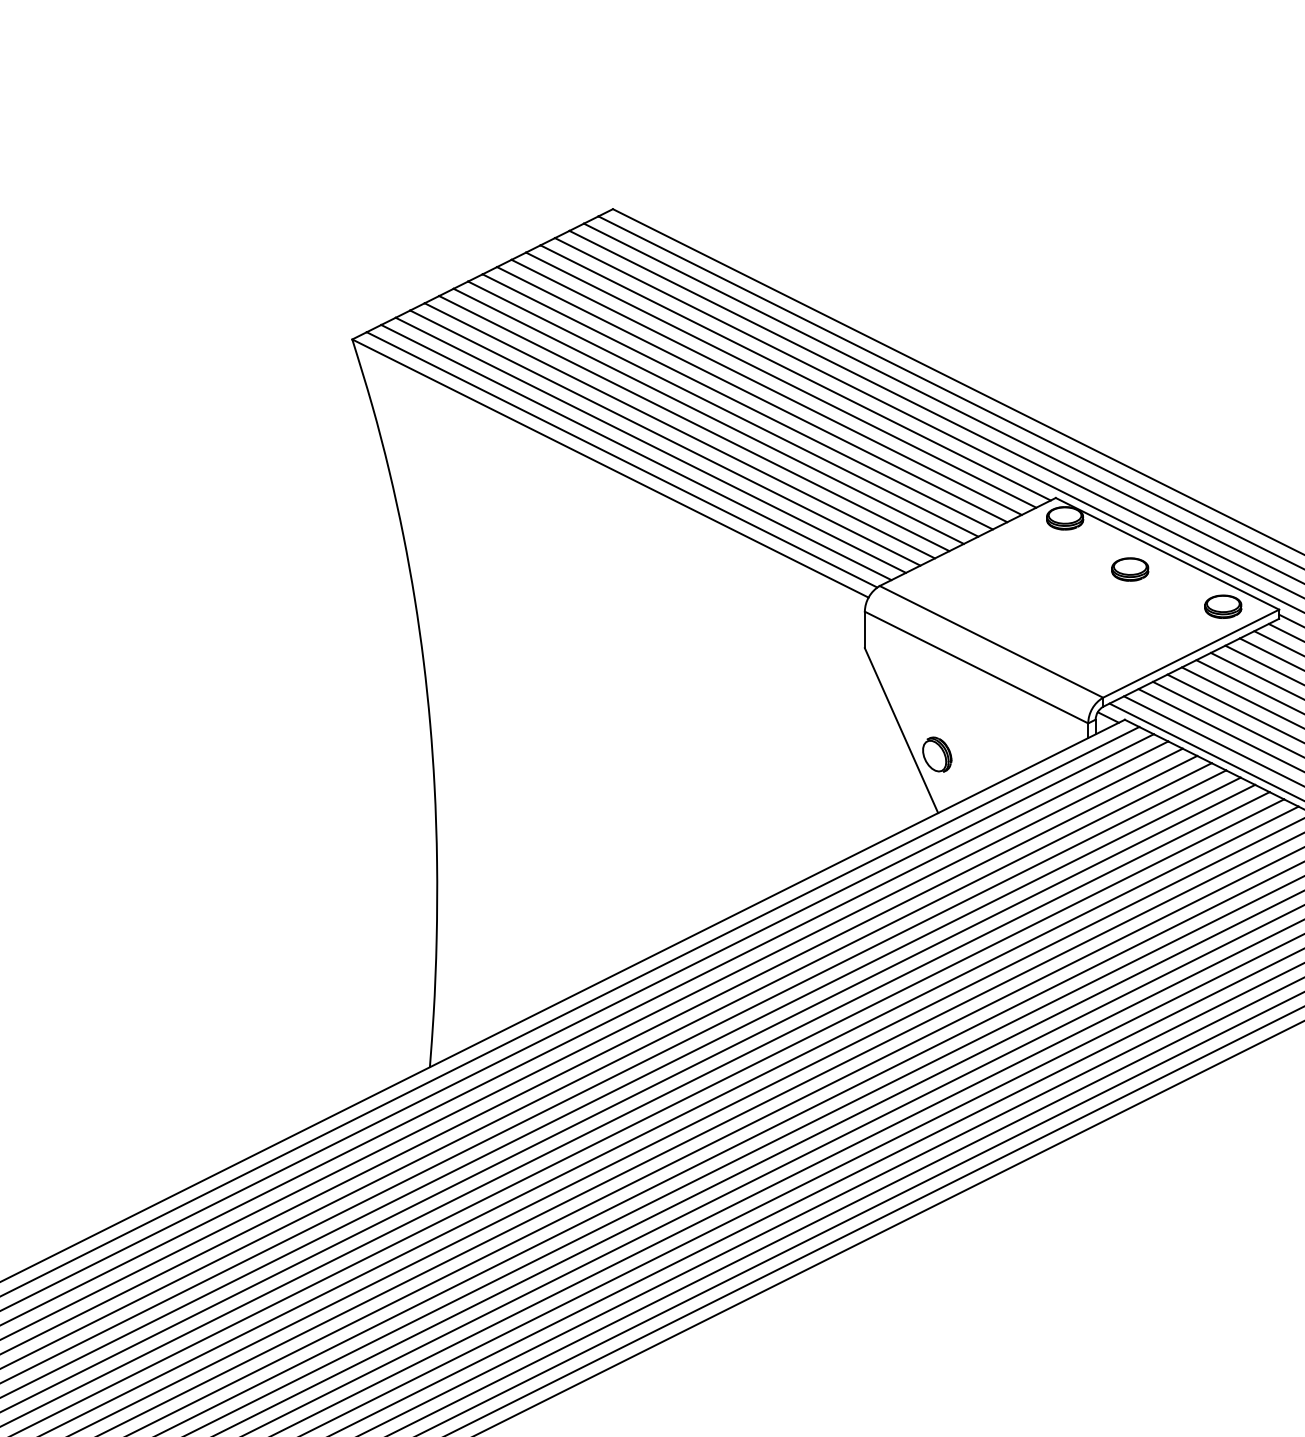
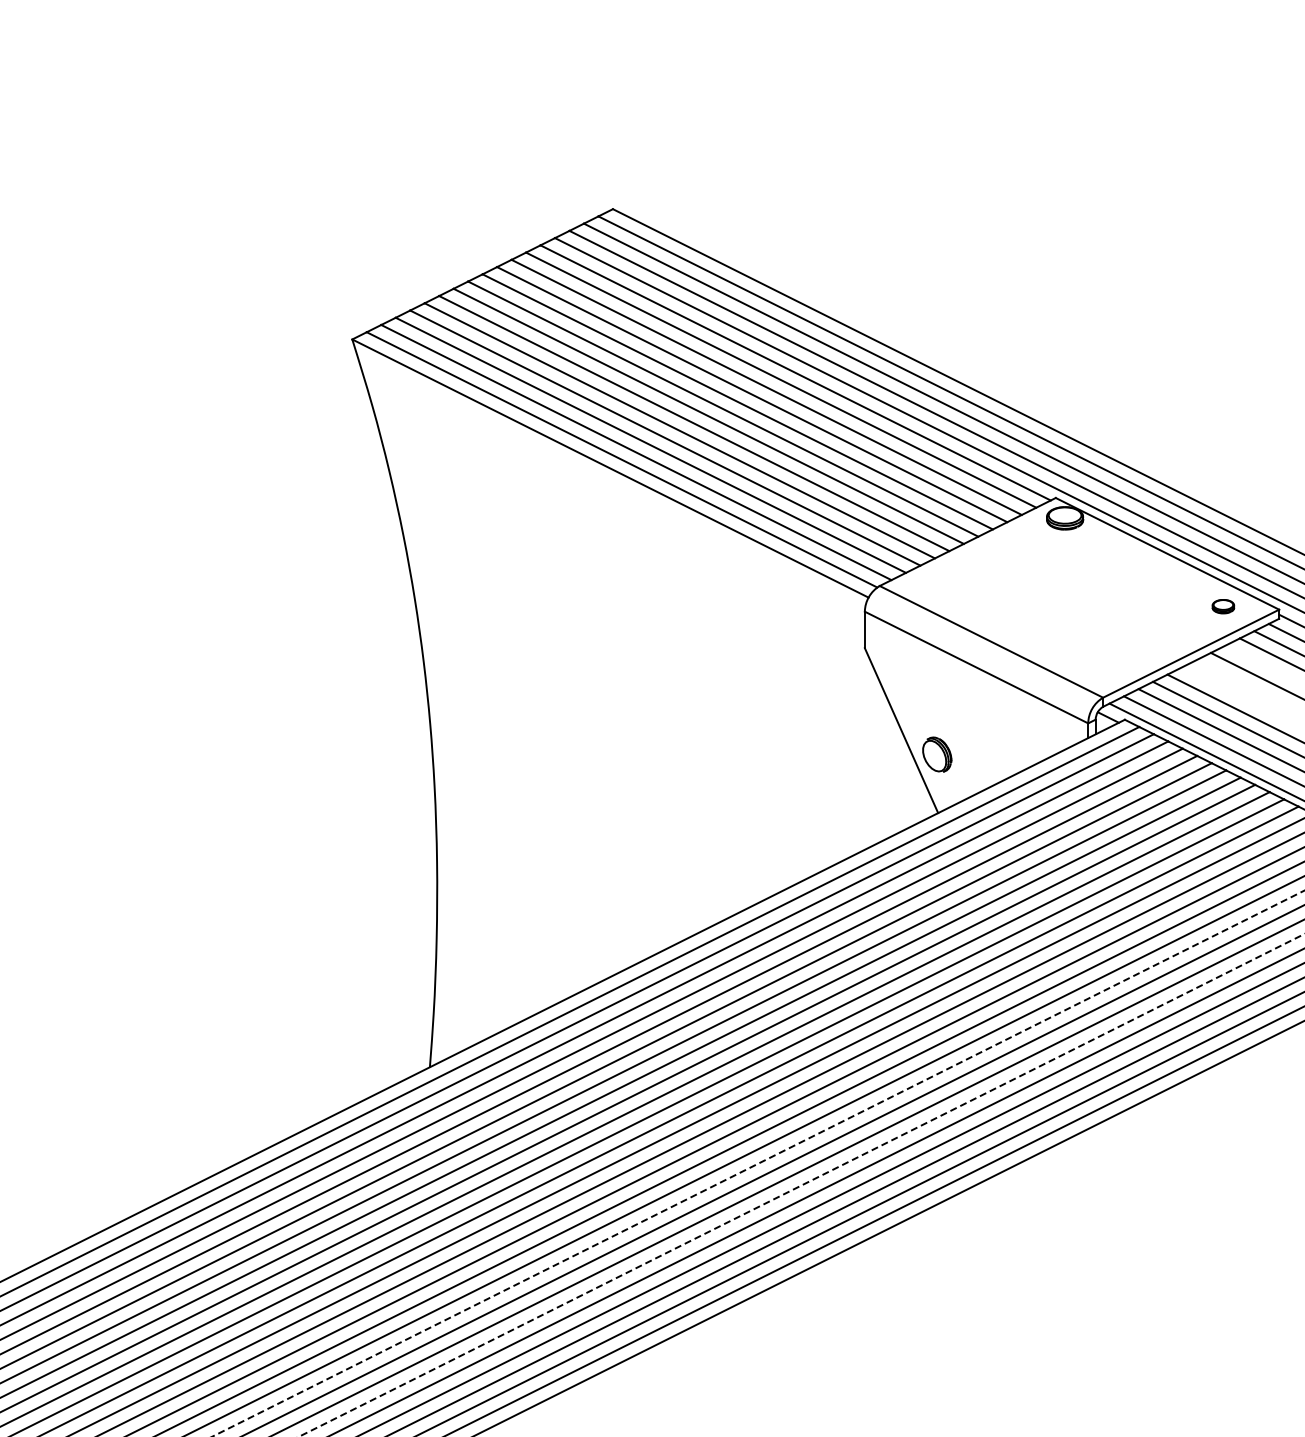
part: present -> none (1130, 569)
part size: 39x25 px -> 25x16 px (1223, 606)
line: present -> none (1263, 664)
line: present -> none (1248, 686)
line: present -> none (1241, 697)
line: solid -> dashed (757, 1163)
line: solid -> dashed (801, 1185)
